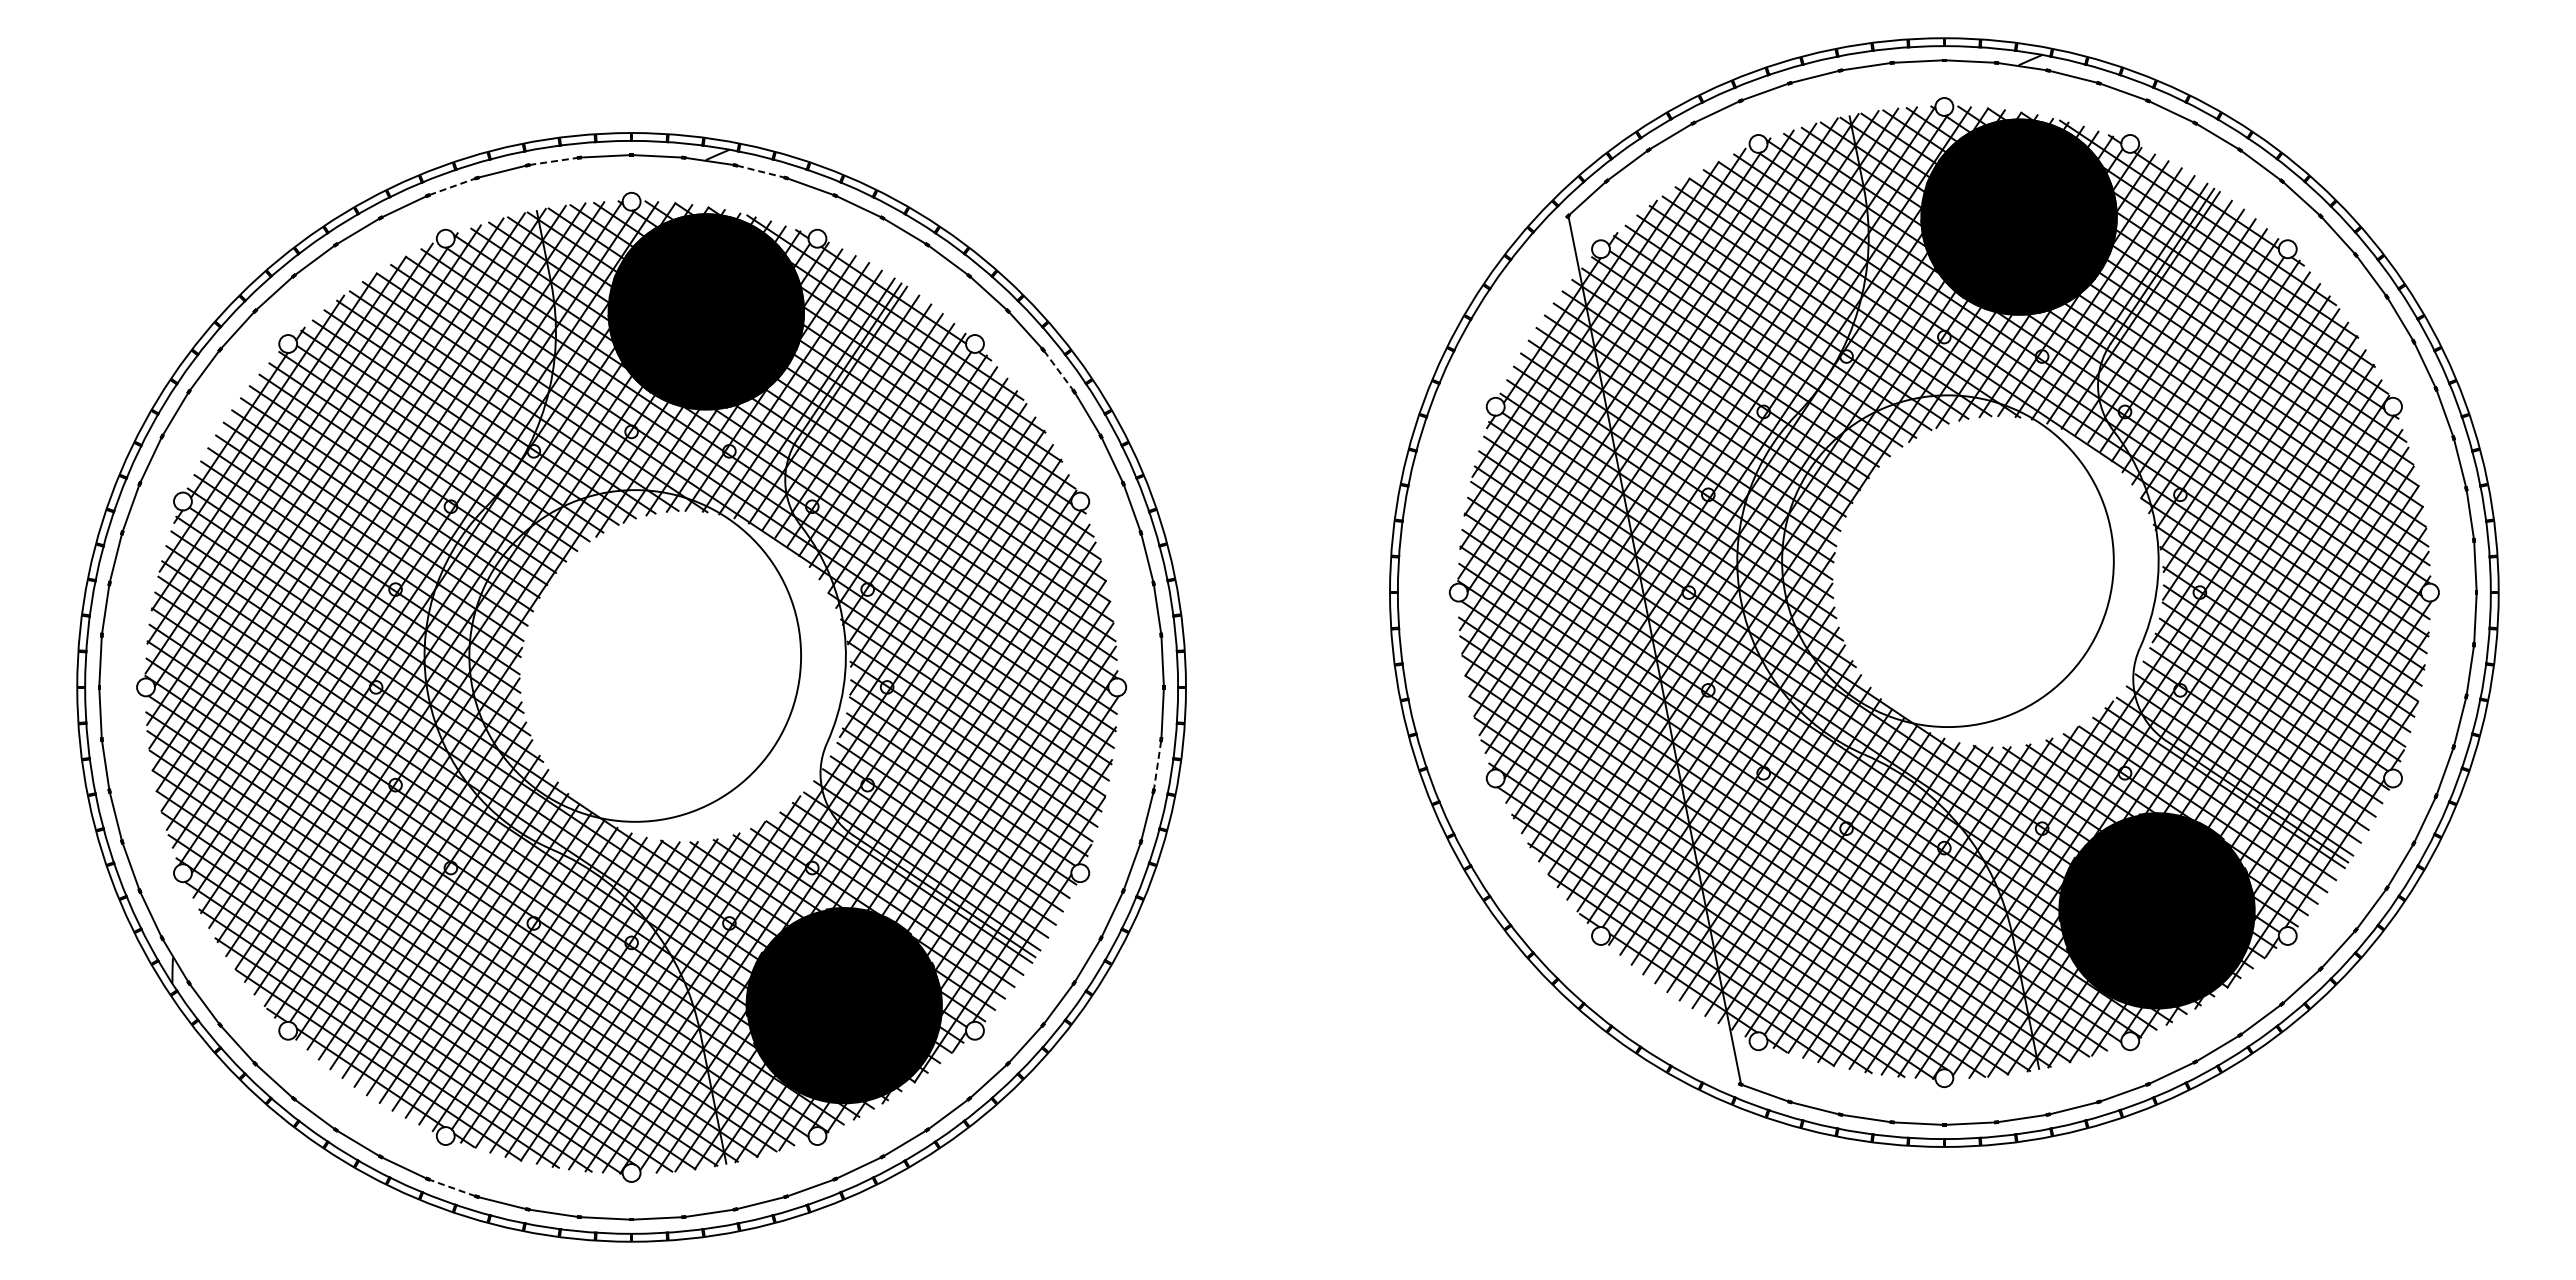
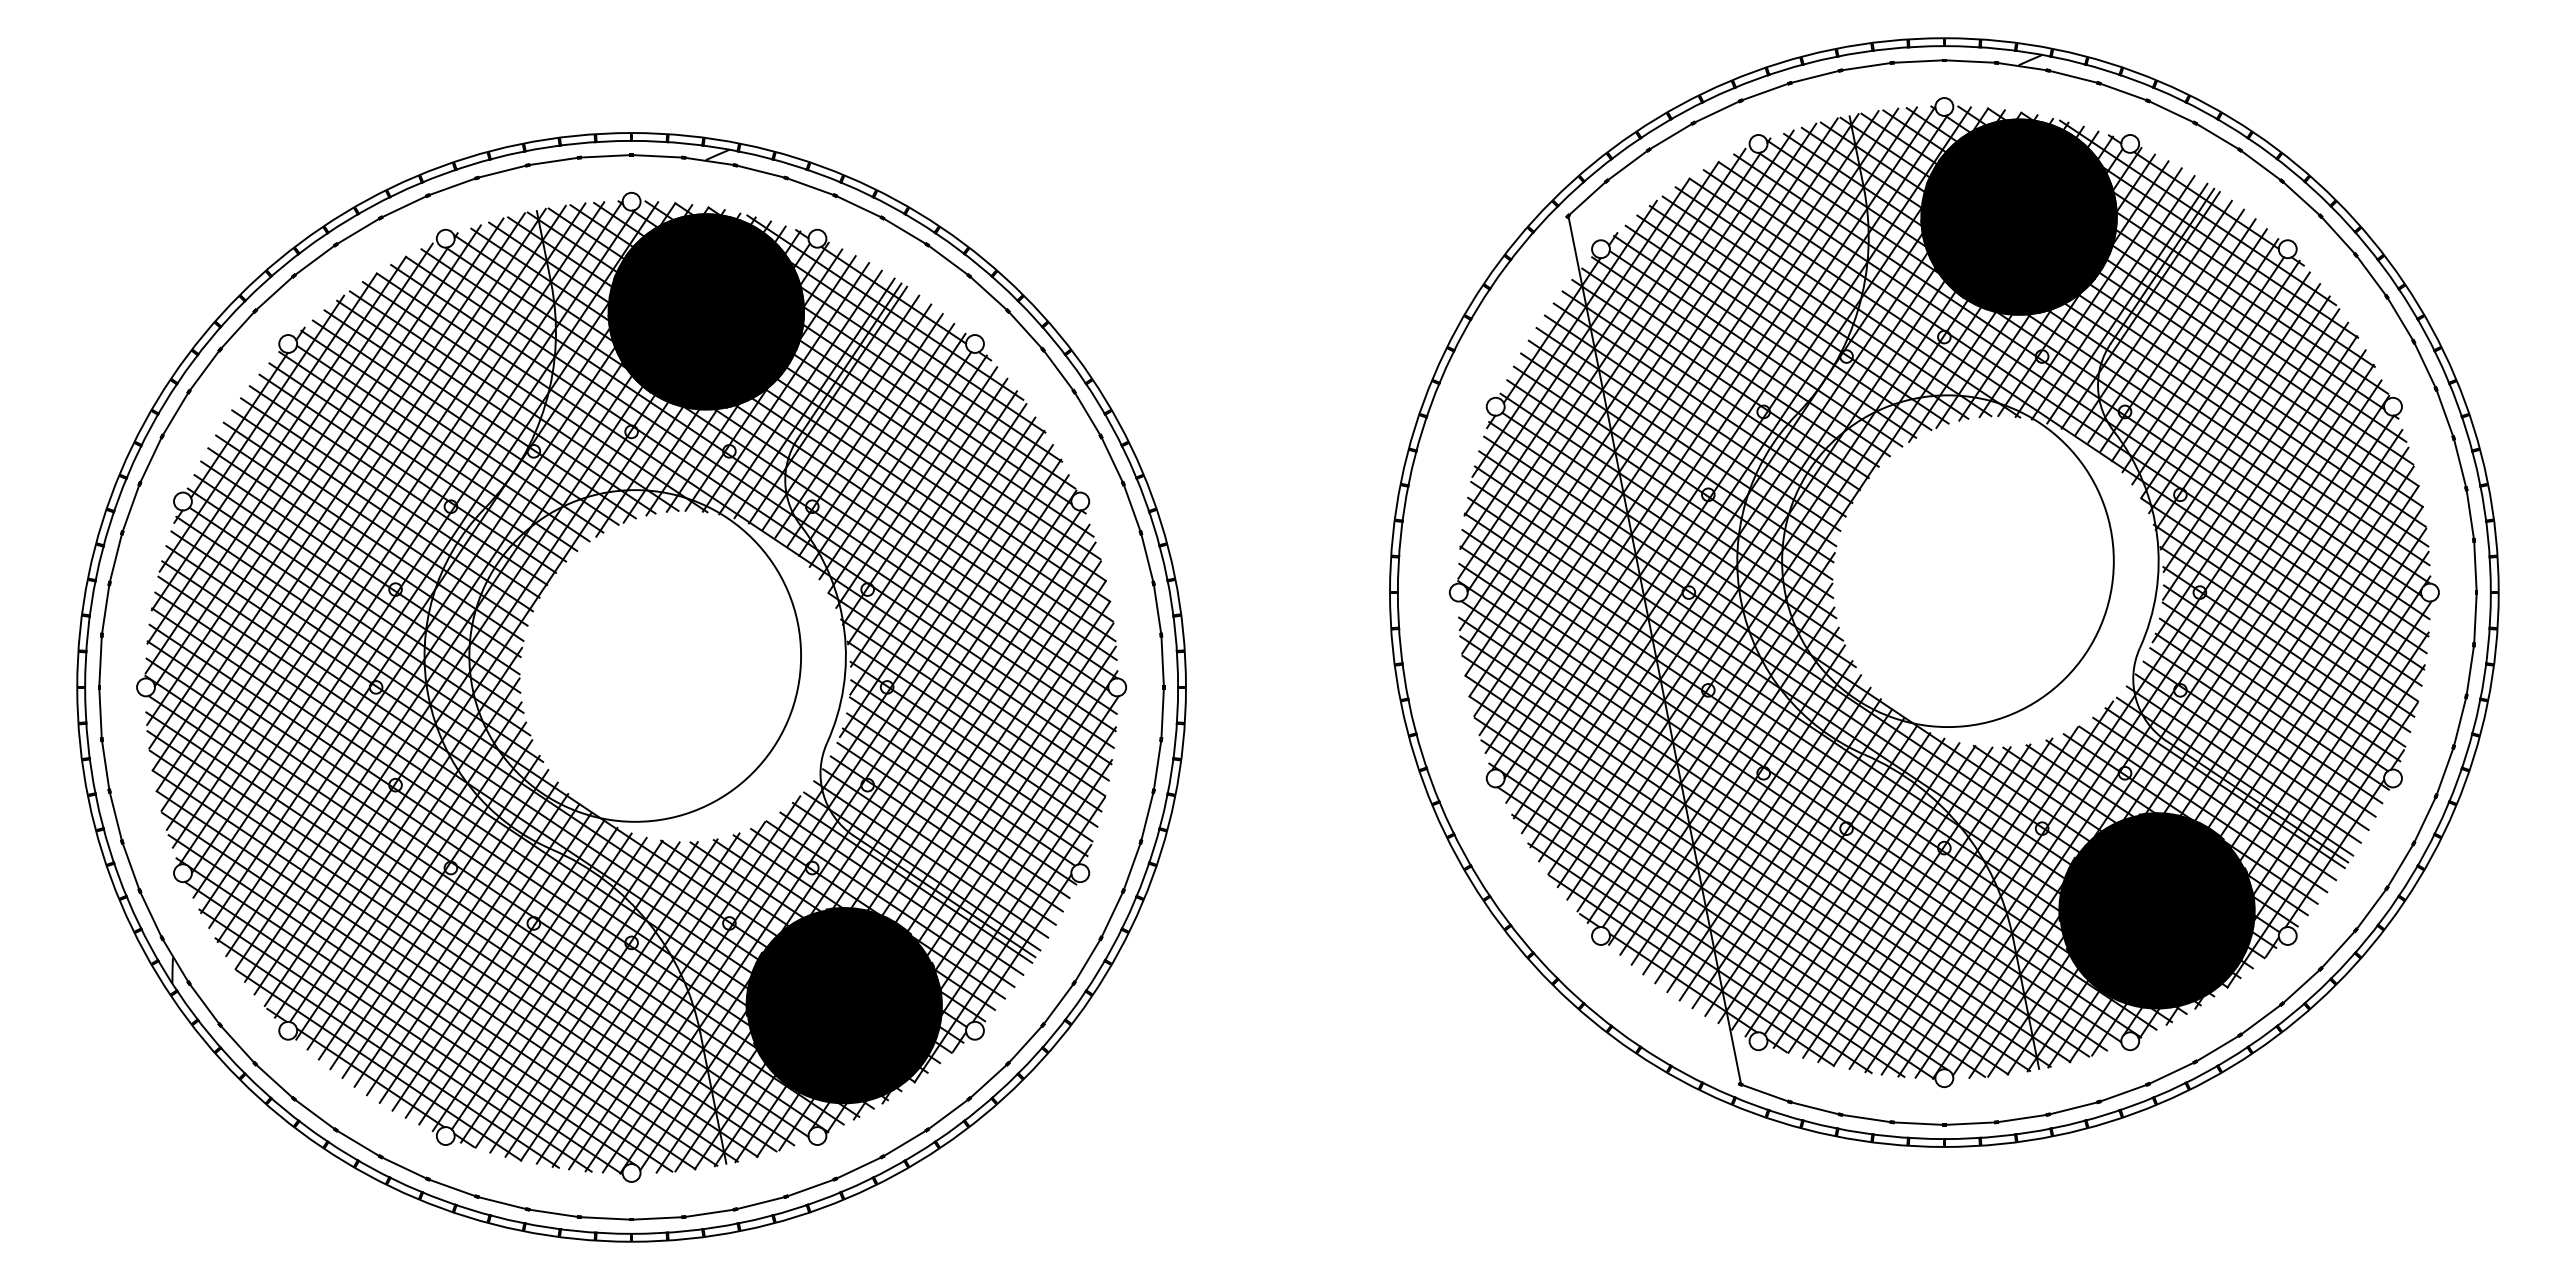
line: dashed -> solid (553, 161)
line: dashed -> solid (760, 171)
line: dashed -> solid (452, 186)
line: dashed -> solid (1058, 370)
line: dashed -> solid (1157, 765)
line: dashed -> solid (452, 1187)
